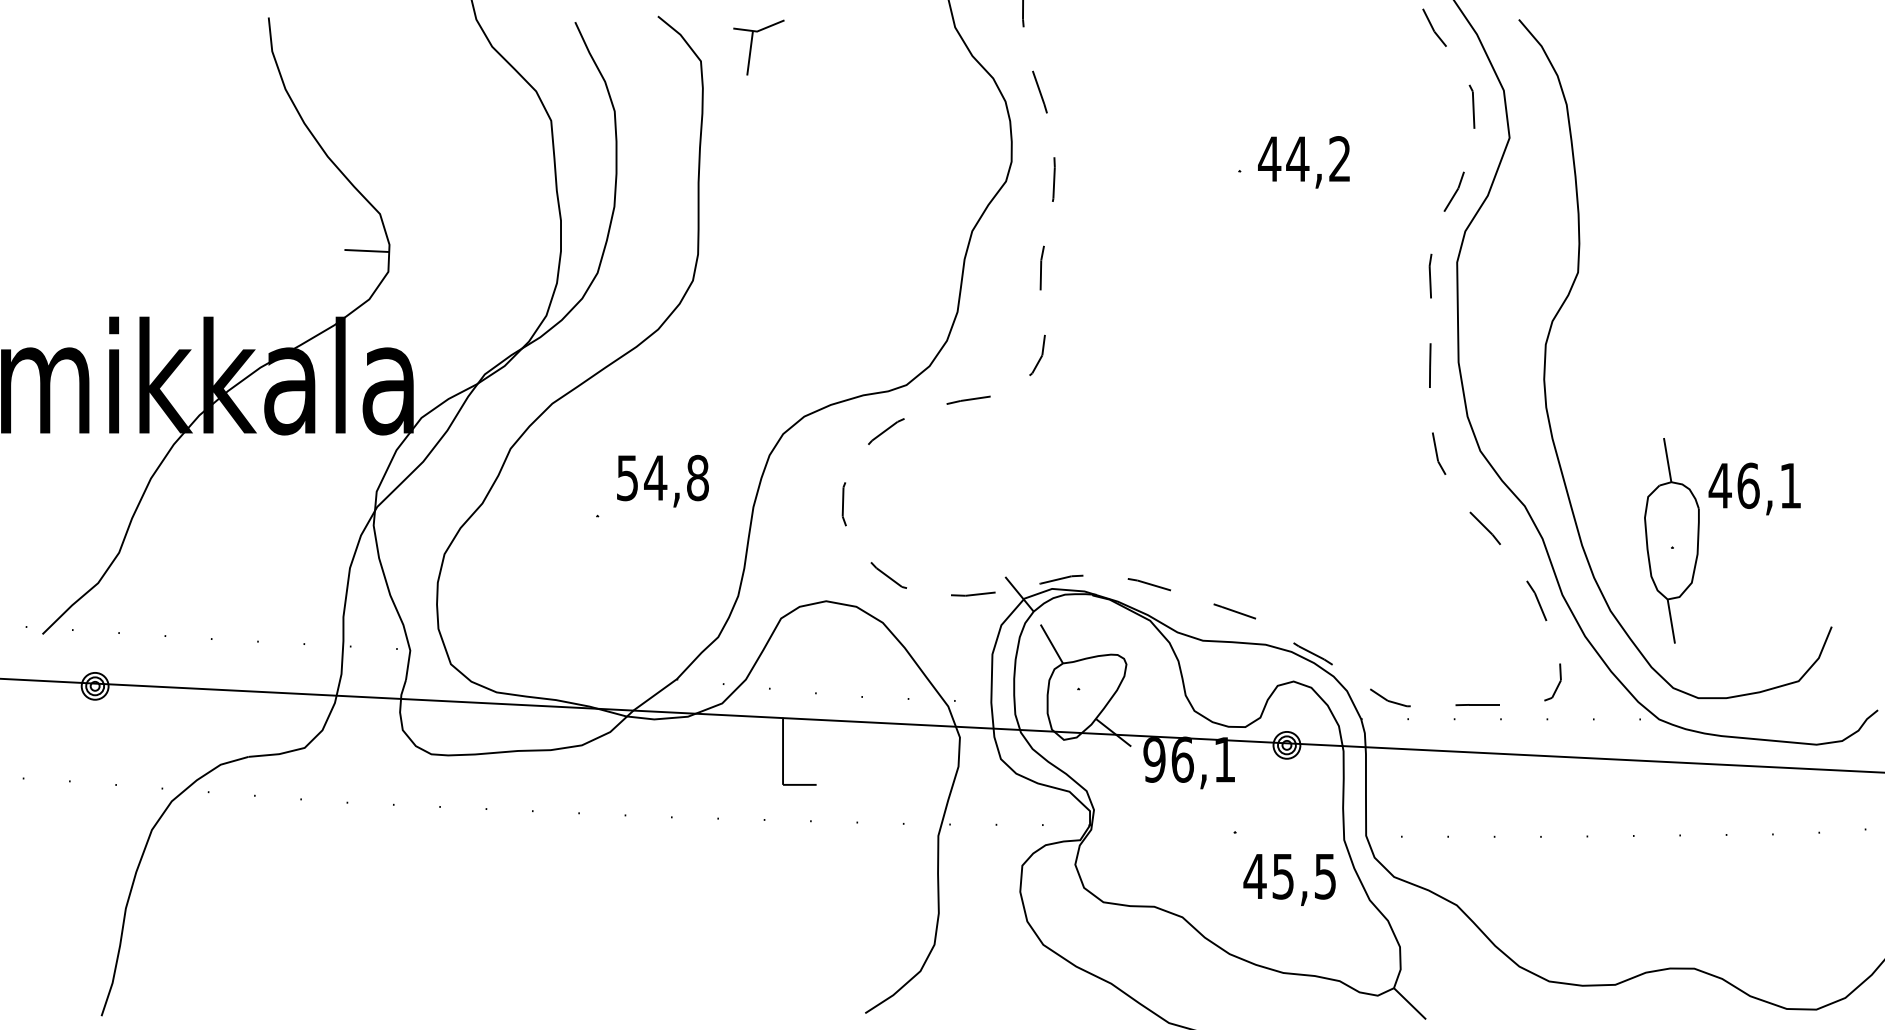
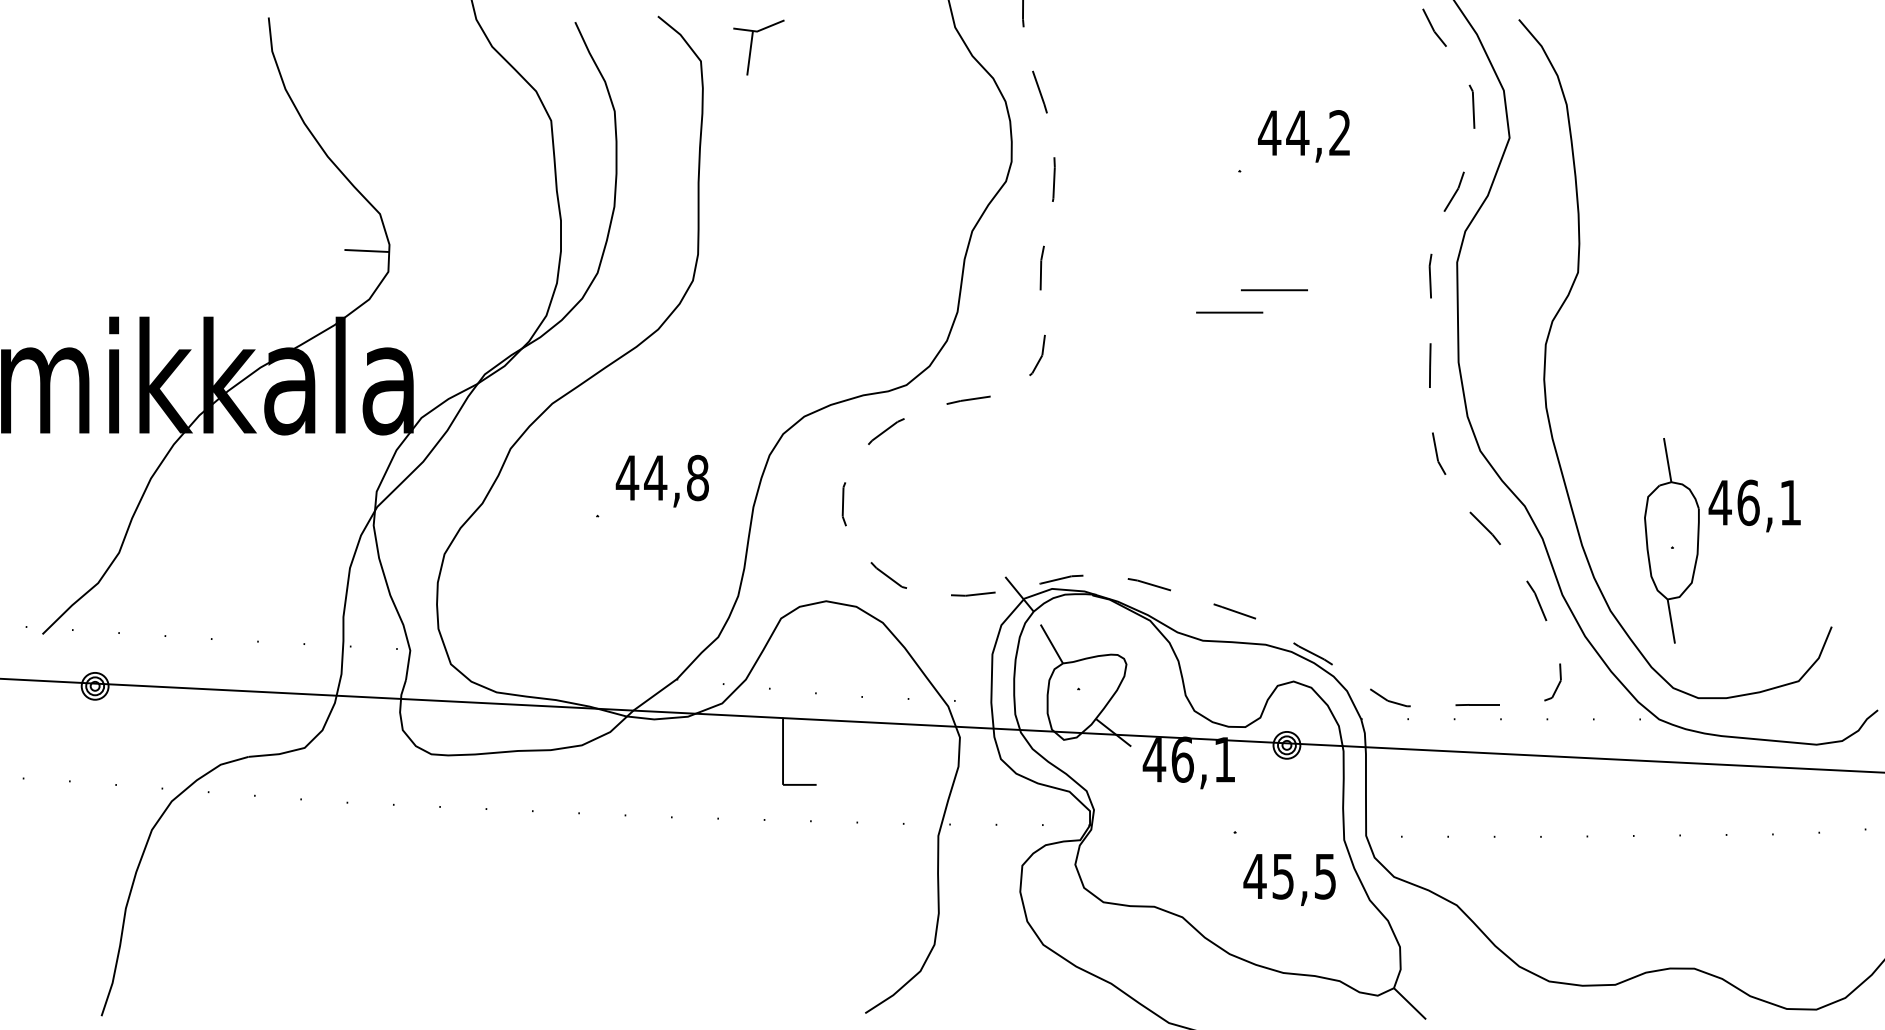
text position: (1303, 162) -> (1303, 136) (1303, 136)
part: none -> present (1251, 291)
text: 54,8 -> 44,8 (627, 478)
text position: (1754, 488) -> (1754, 505) (1754, 505)
text: 96,1 -> 46,1 (1154, 759)
